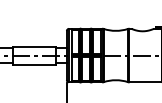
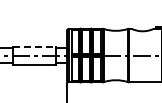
line: solid -> dashed (35, 46)
